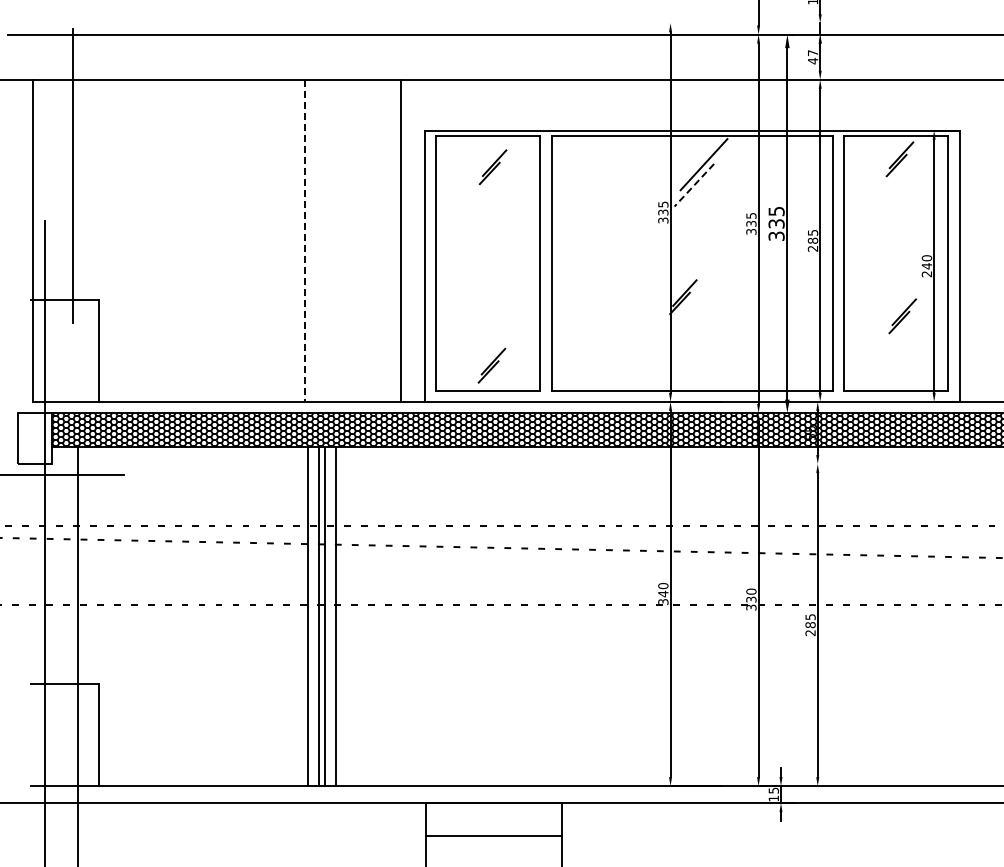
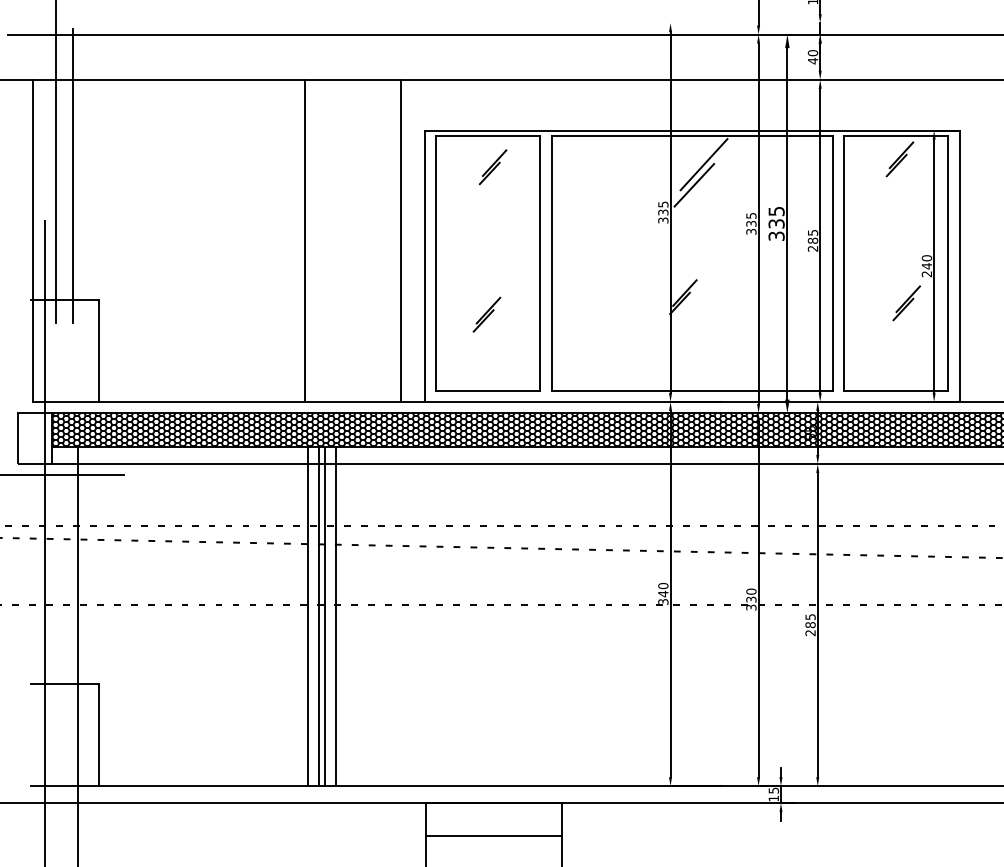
text: 47 -> 40 (812, 53)
line: none -> present (55, 162)
line: dashed -> solid (694, 185)
line: dashed -> solid (305, 241)
part position: (902, 316) -> (906, 303) (906, 303)
part position: (491, 365) -> (486, 314) (486, 314)
line: none -> present (526, 464)
